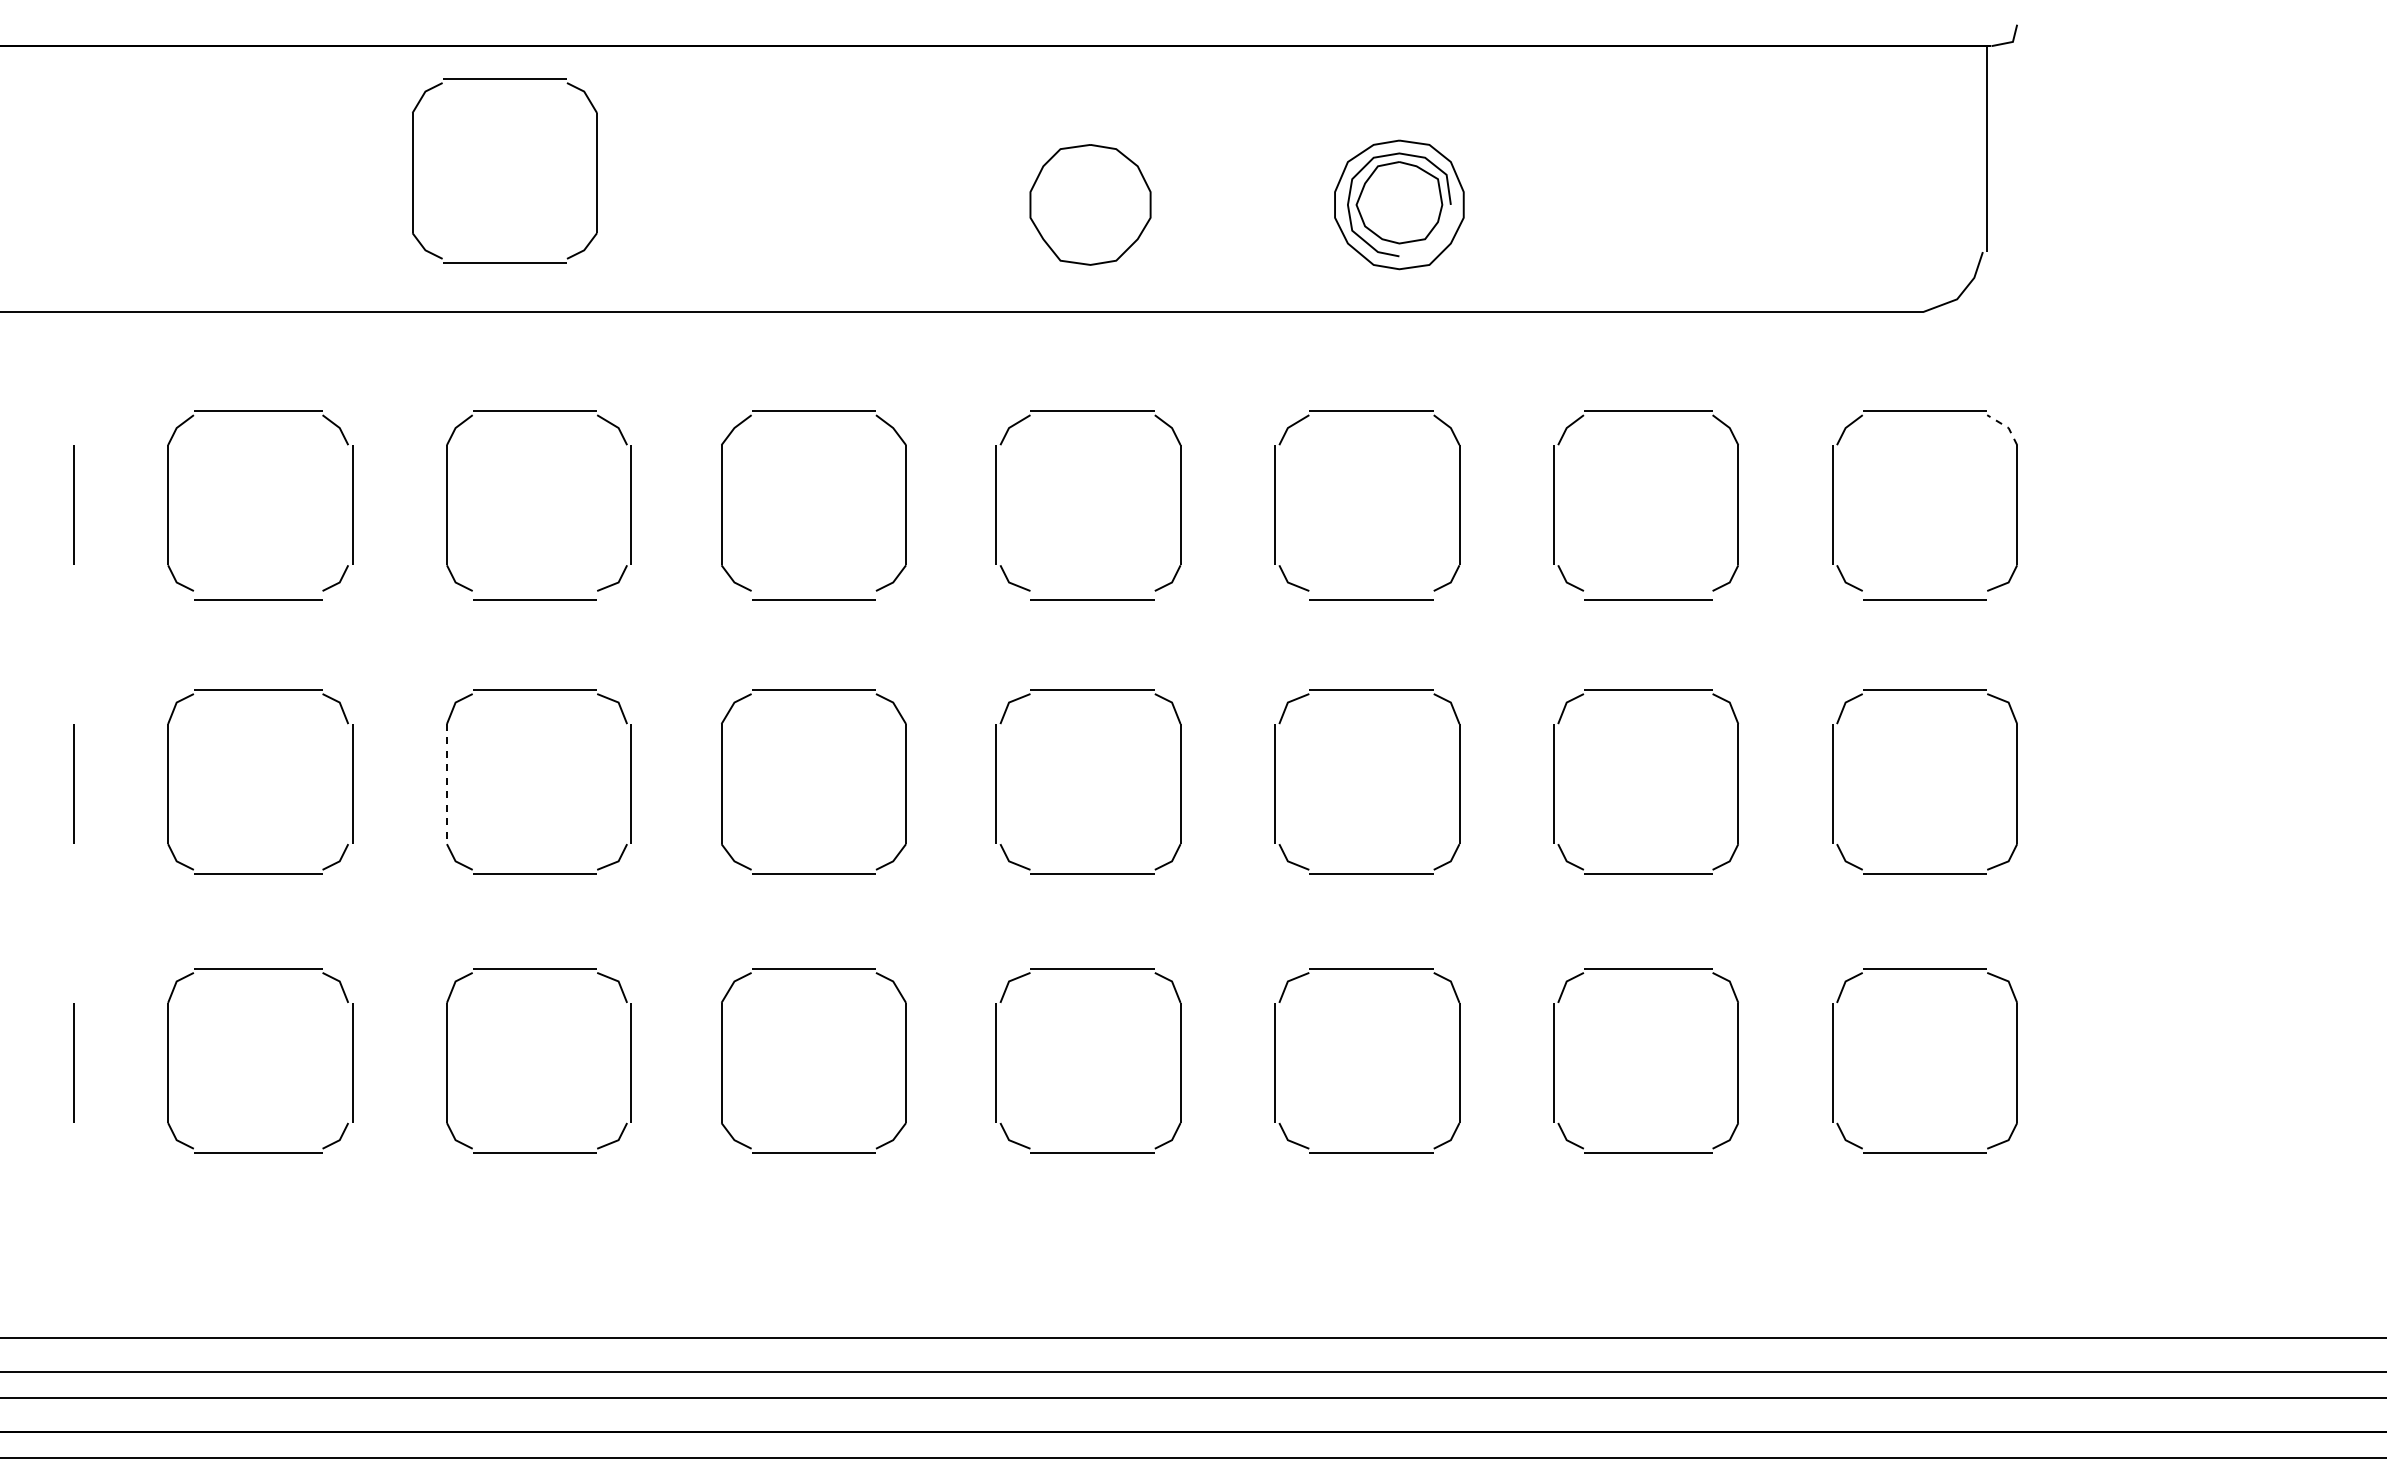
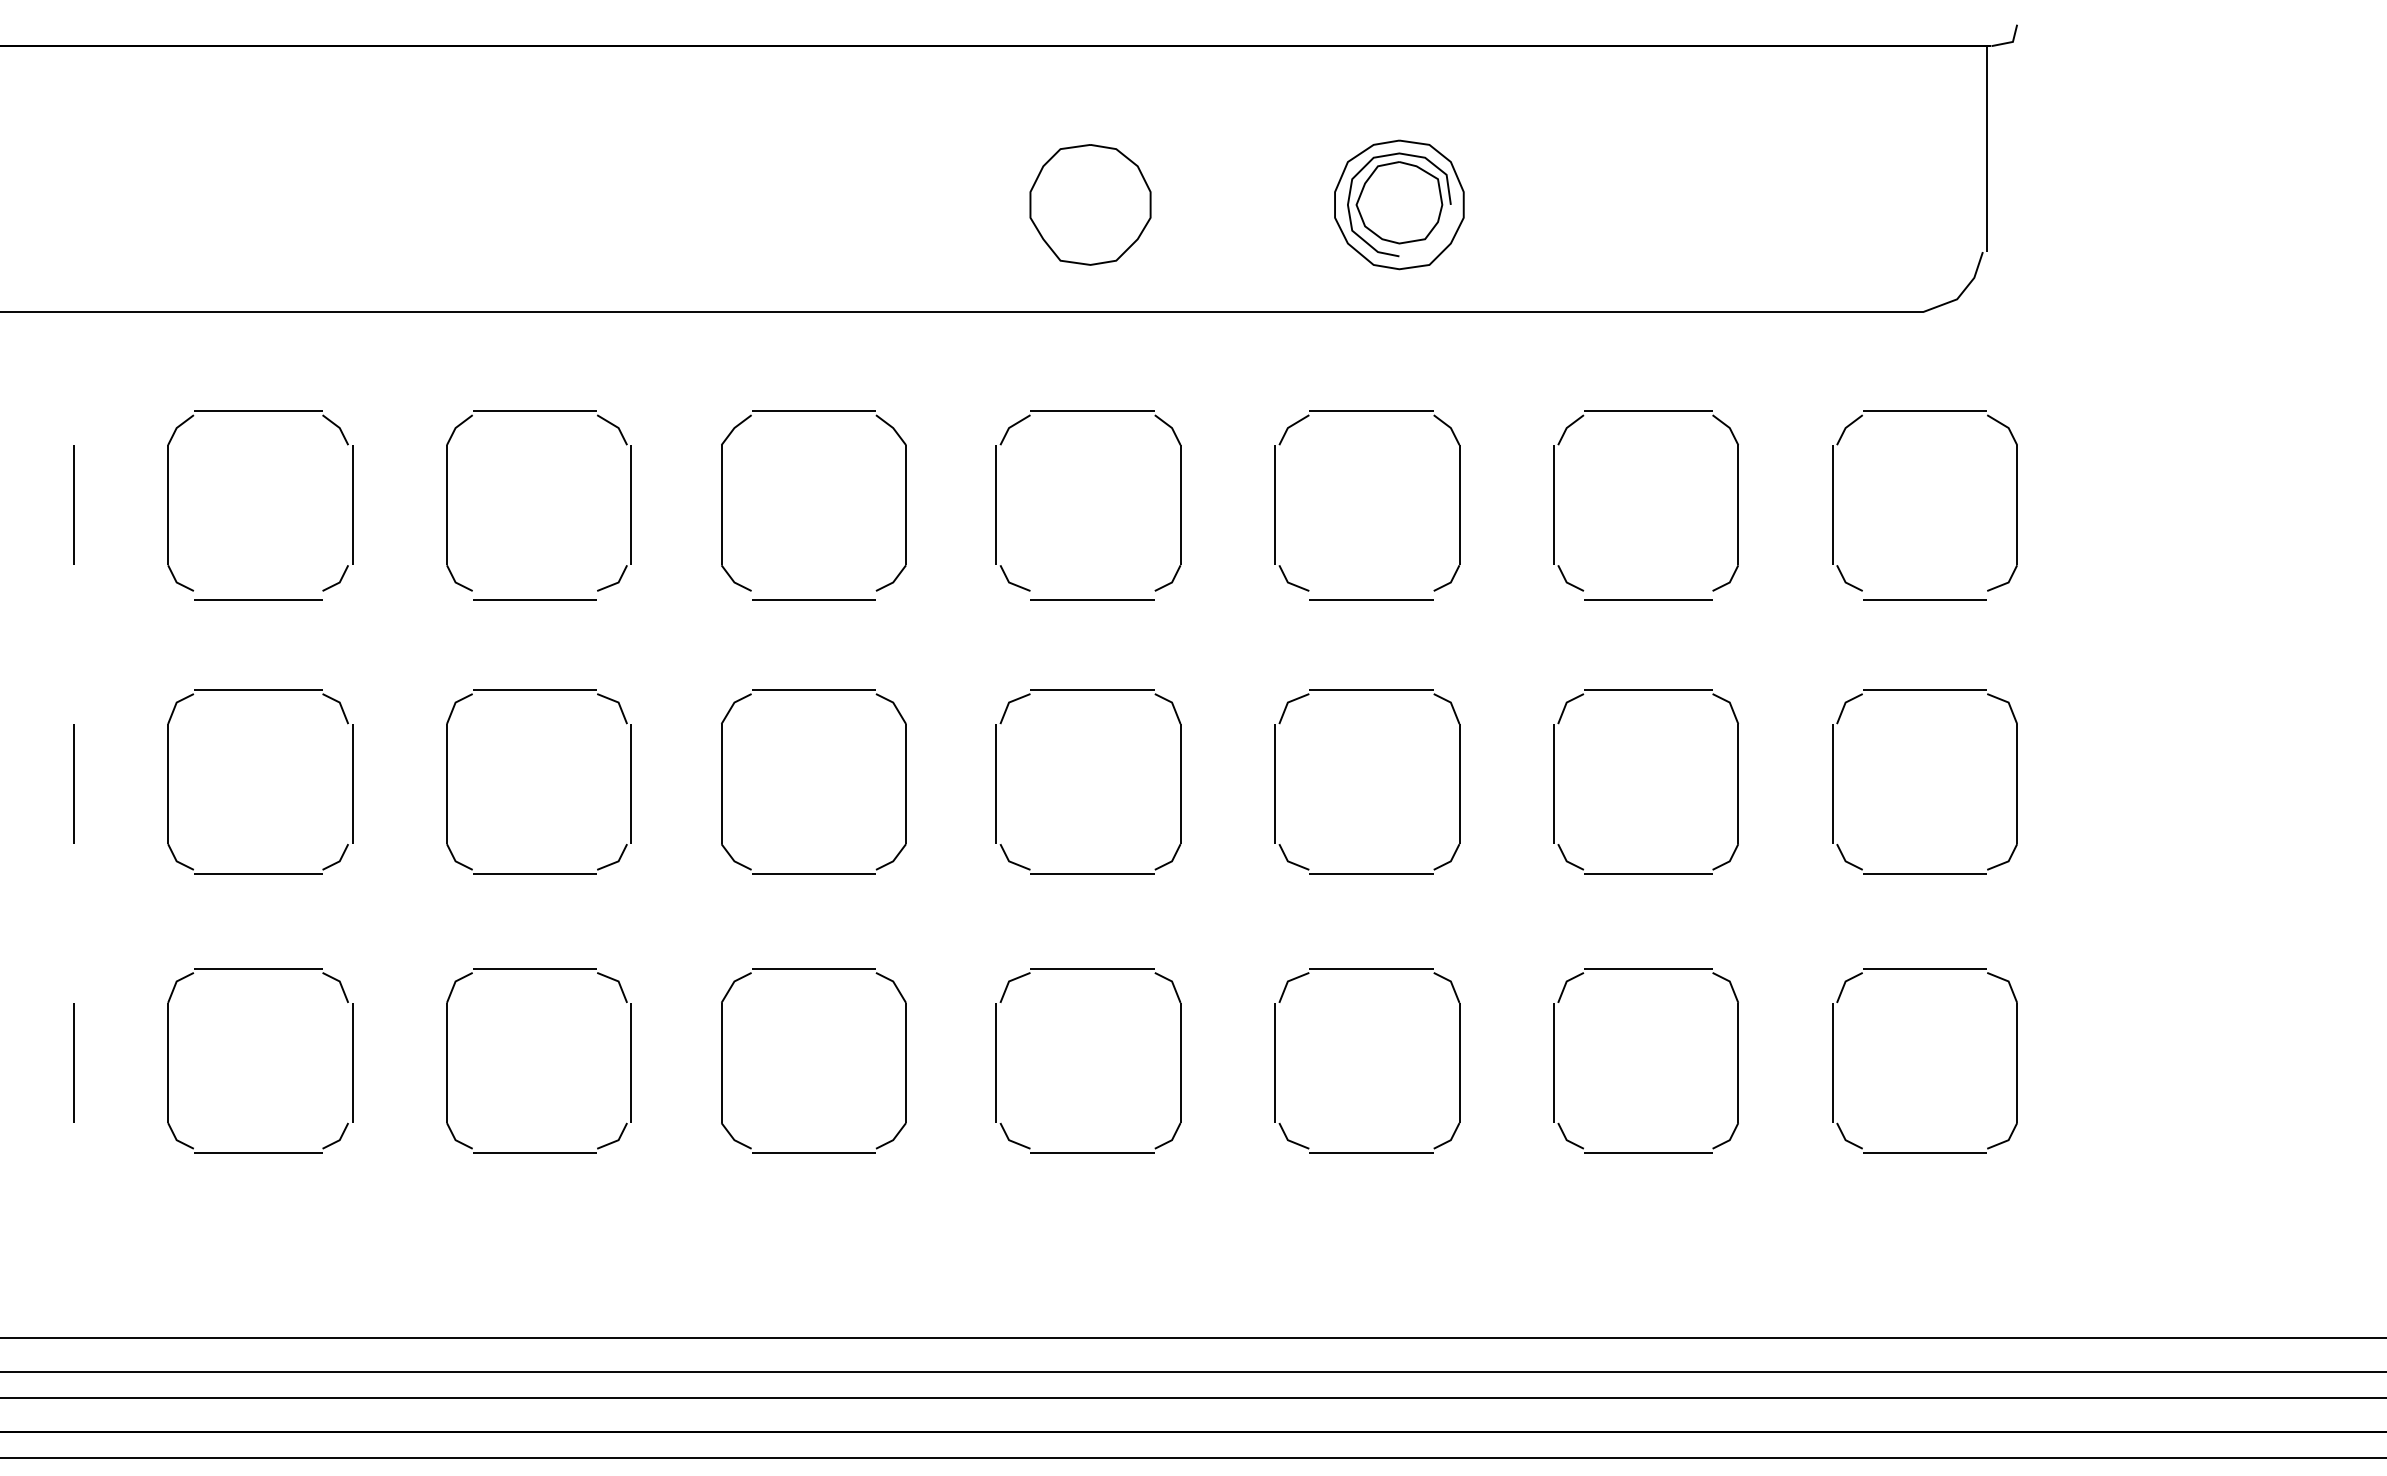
part: present -> none (504, 79)
line: dashed -> solid (2006, 427)
line: dashed -> solid (446, 784)
